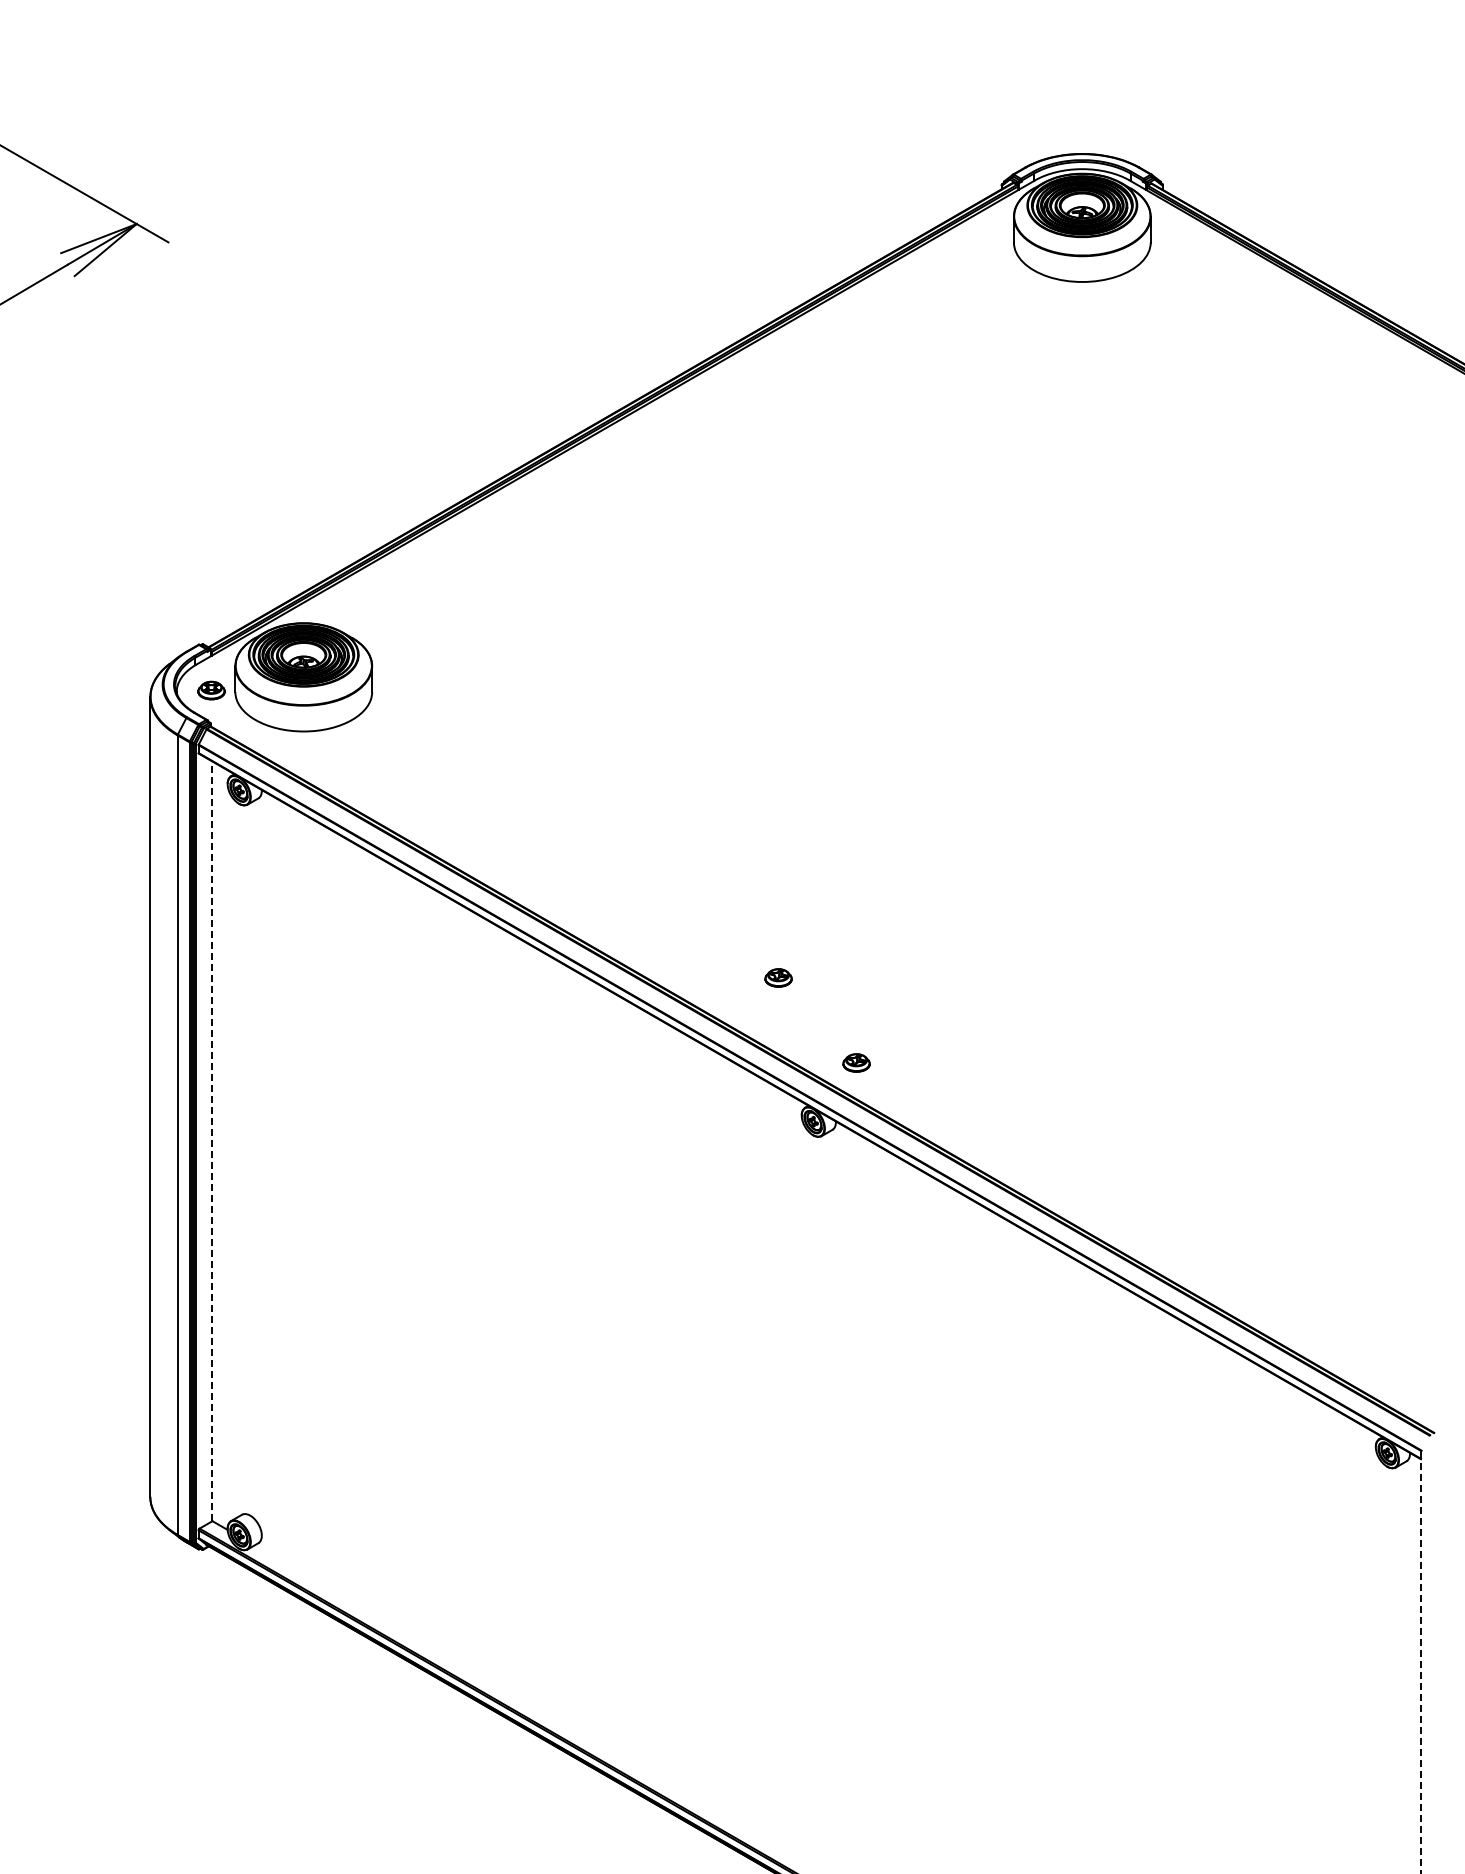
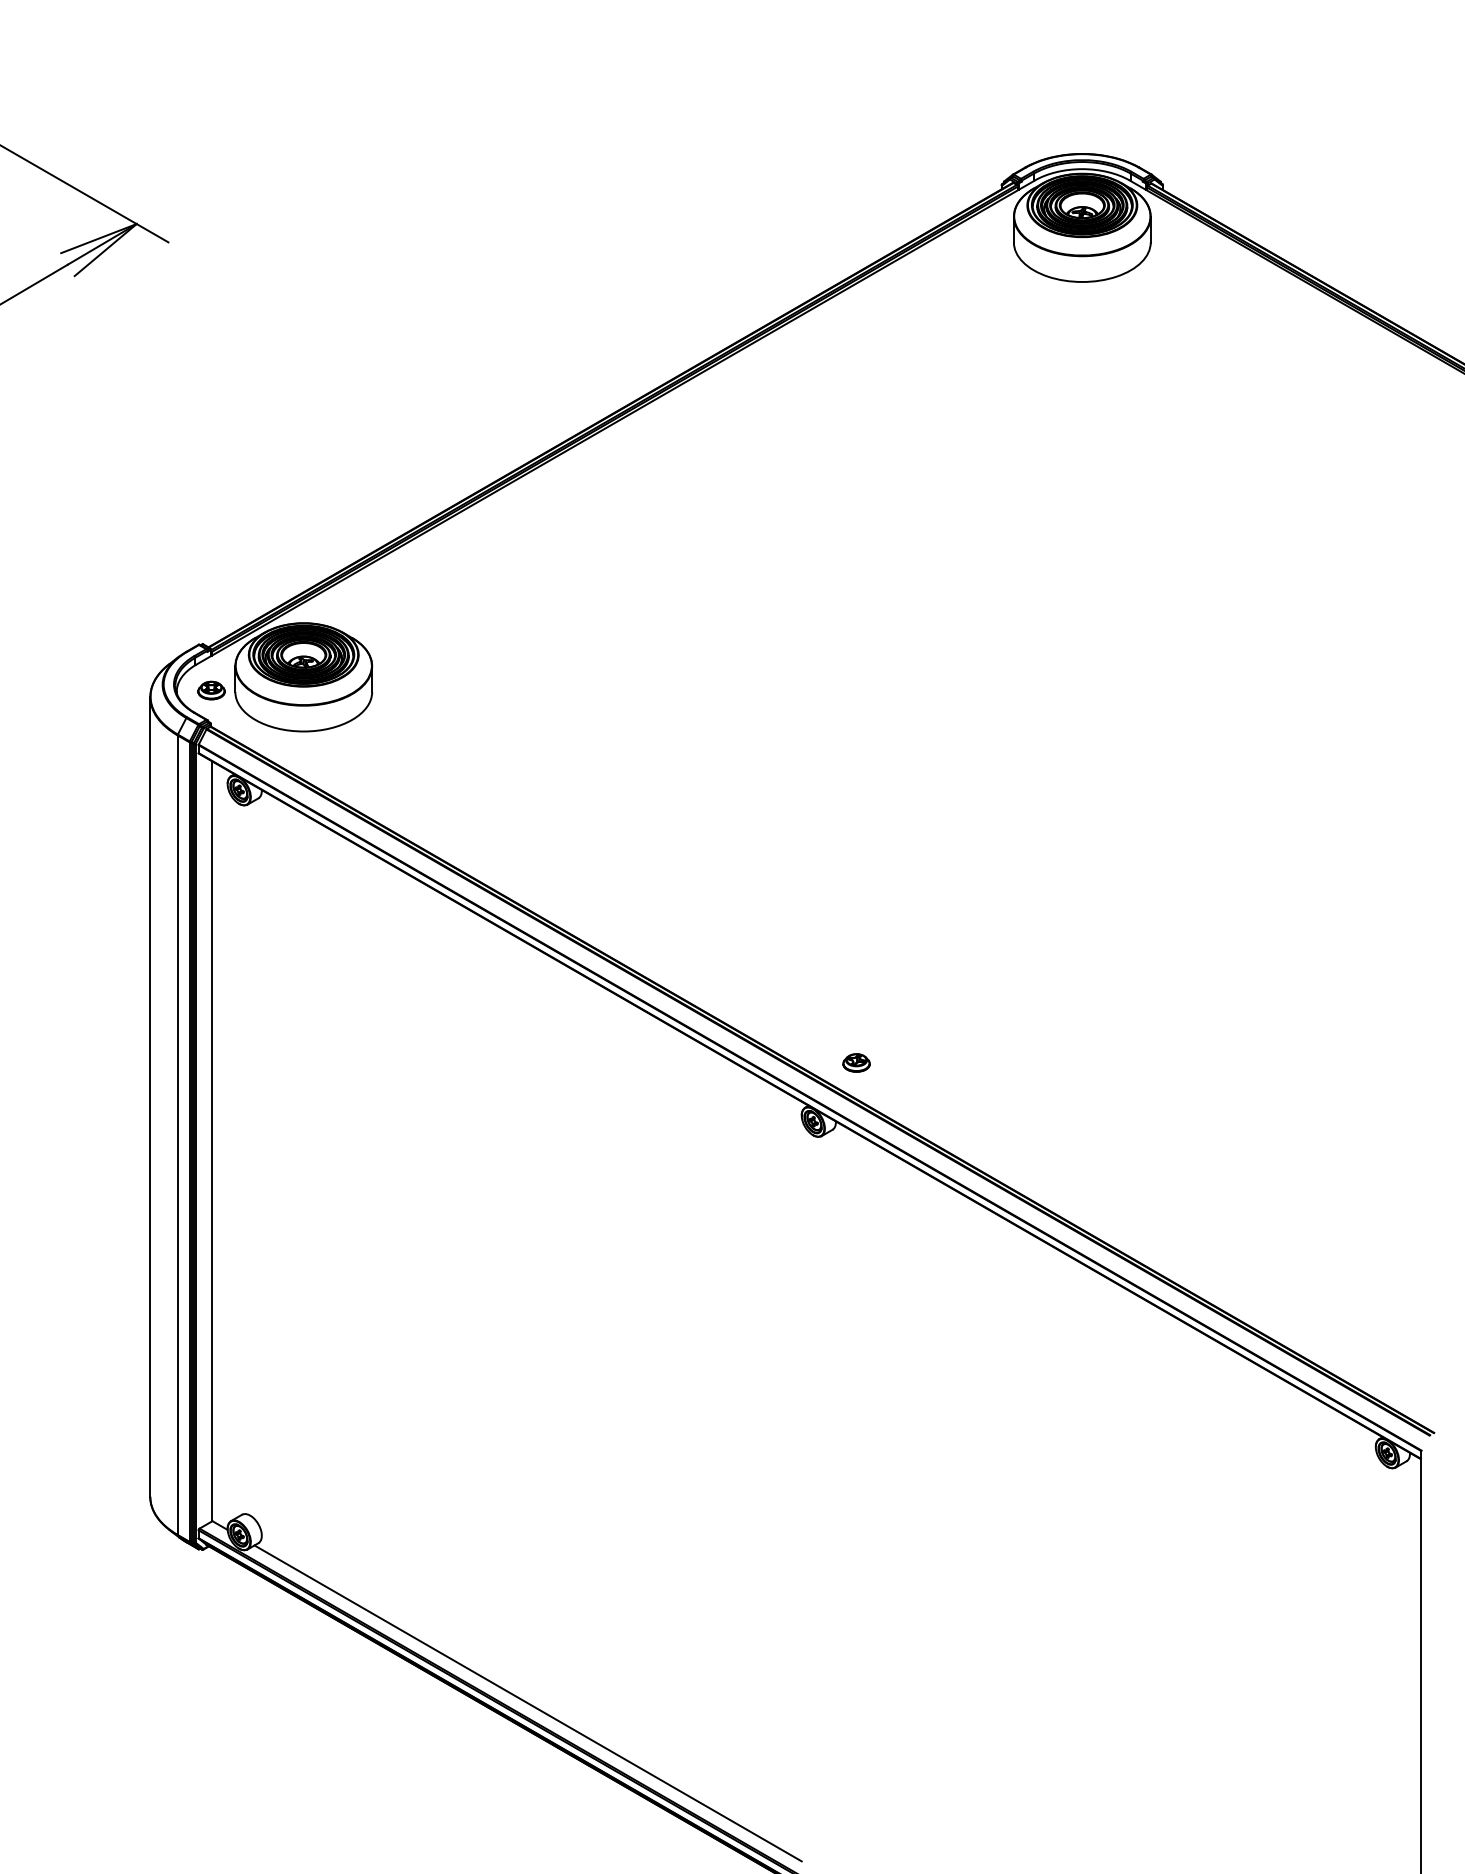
part: present -> none (778, 977)
line: dashed -> solid (212, 1141)
line: dashed -> solid (1420, 1662)
line: none -> present (527, 1703)
